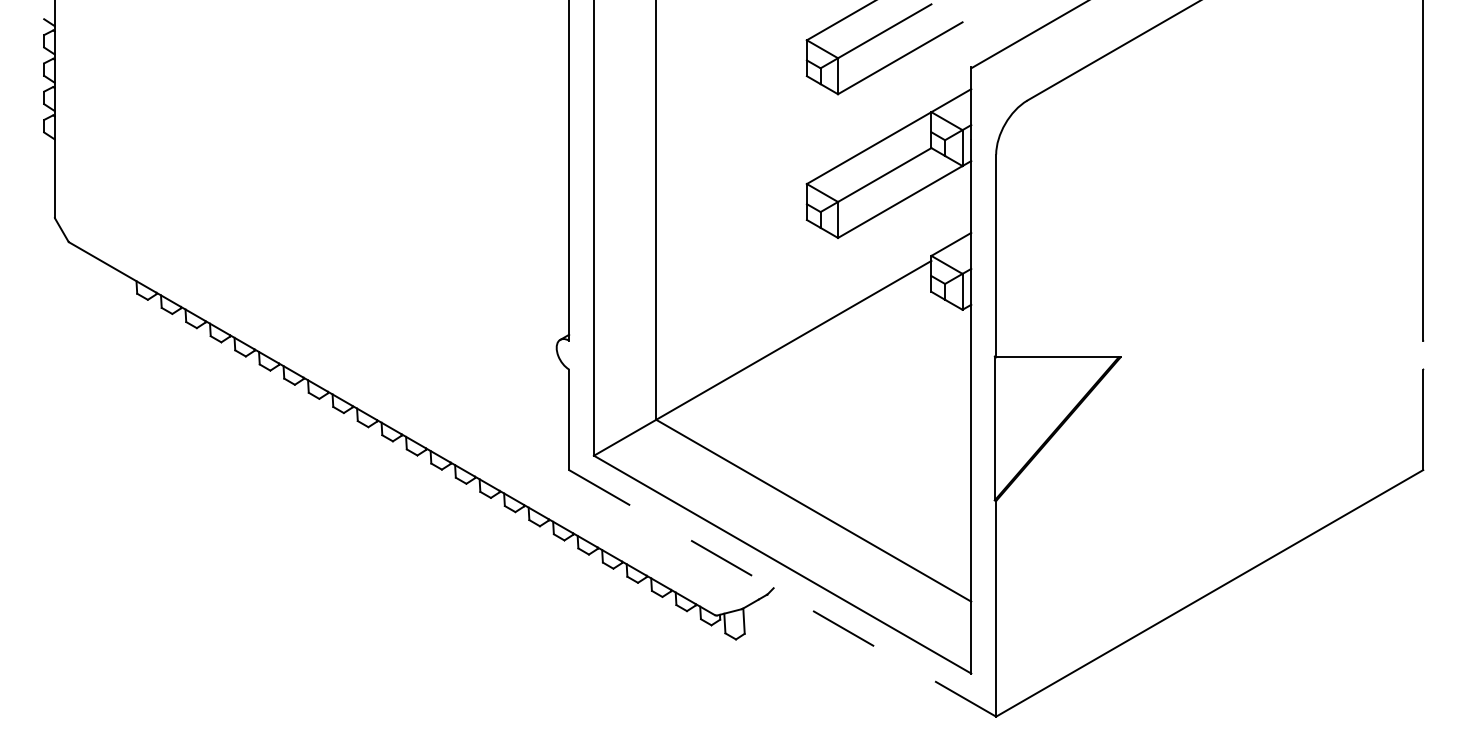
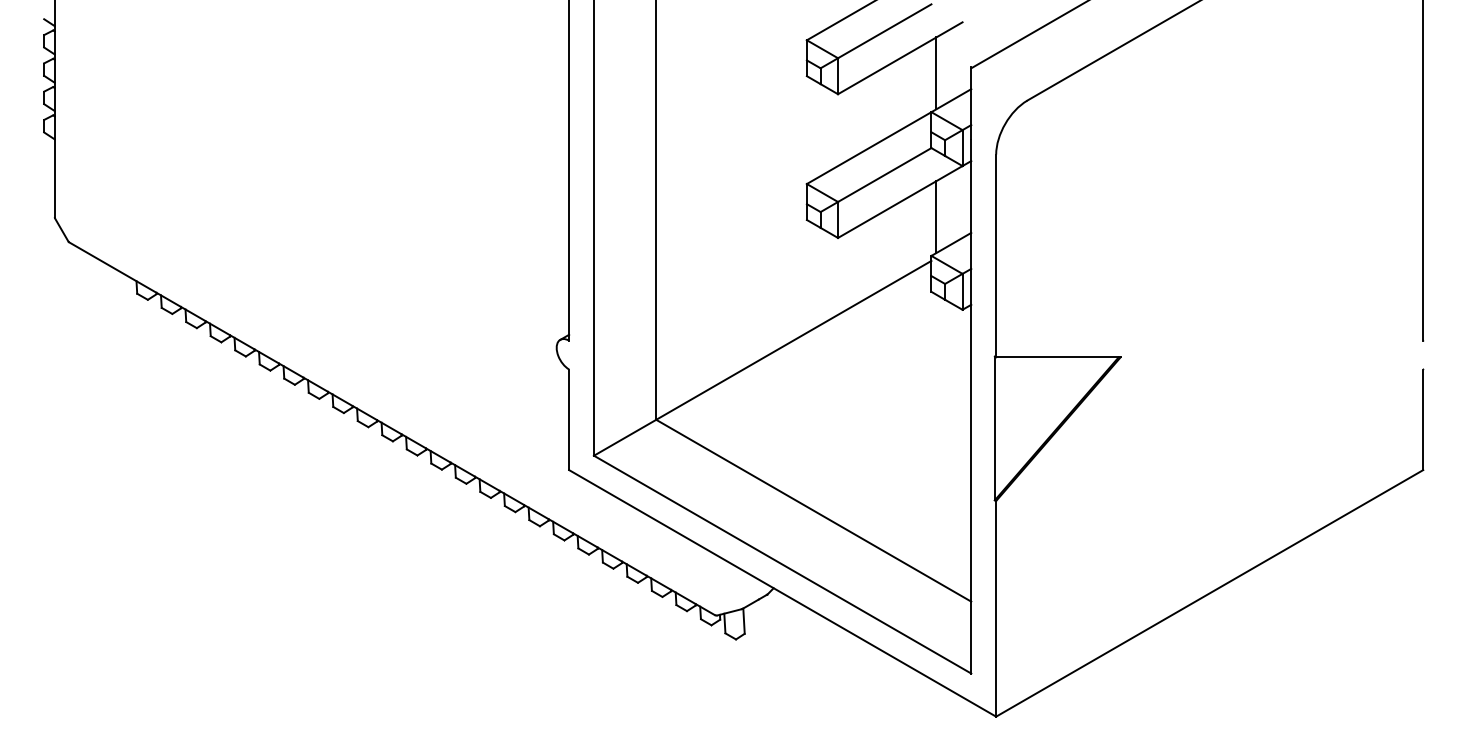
line: none -> present (936, 73)
line: none -> present (936, 217)
line: dashed -> solid (782, 593)
